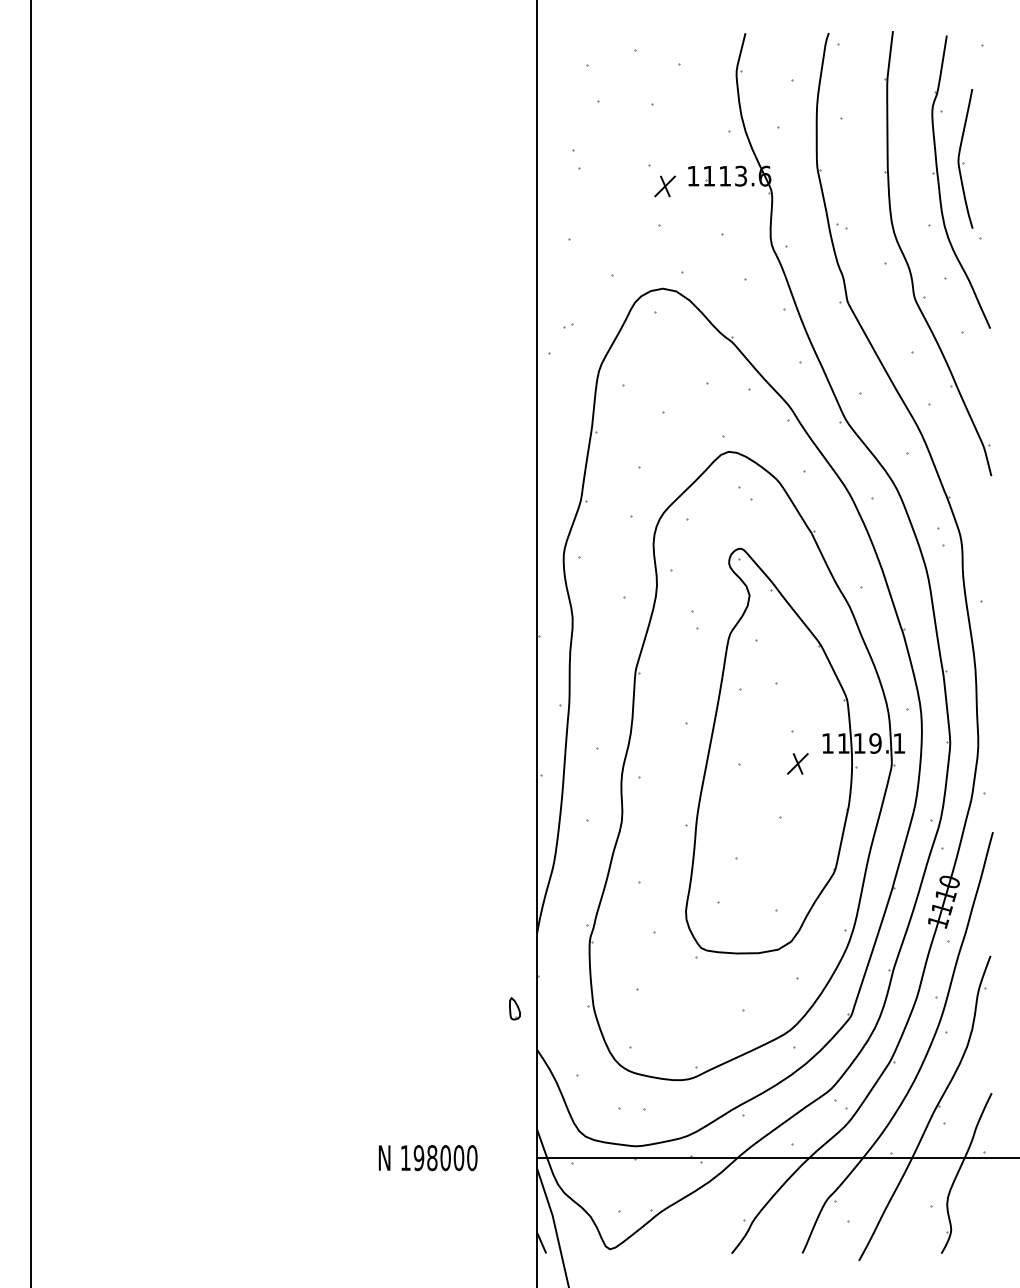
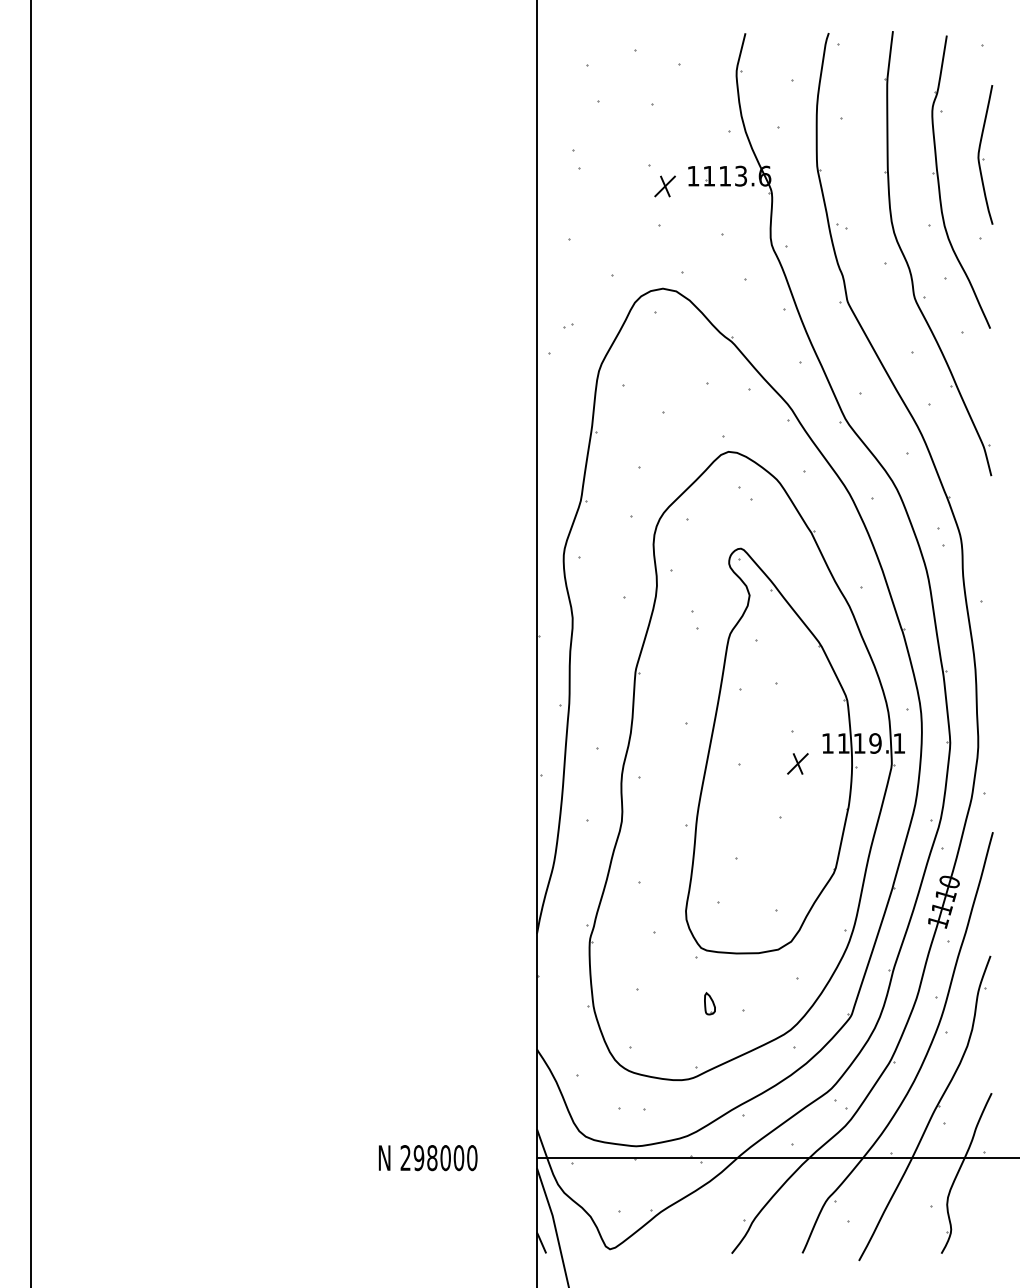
part position: (965, 158) -> (985, 154) (985, 154)
part position: (514, 1008) -> (709, 1003) (709, 1003)
text: 198000 -> 298000 (405, 1157)
